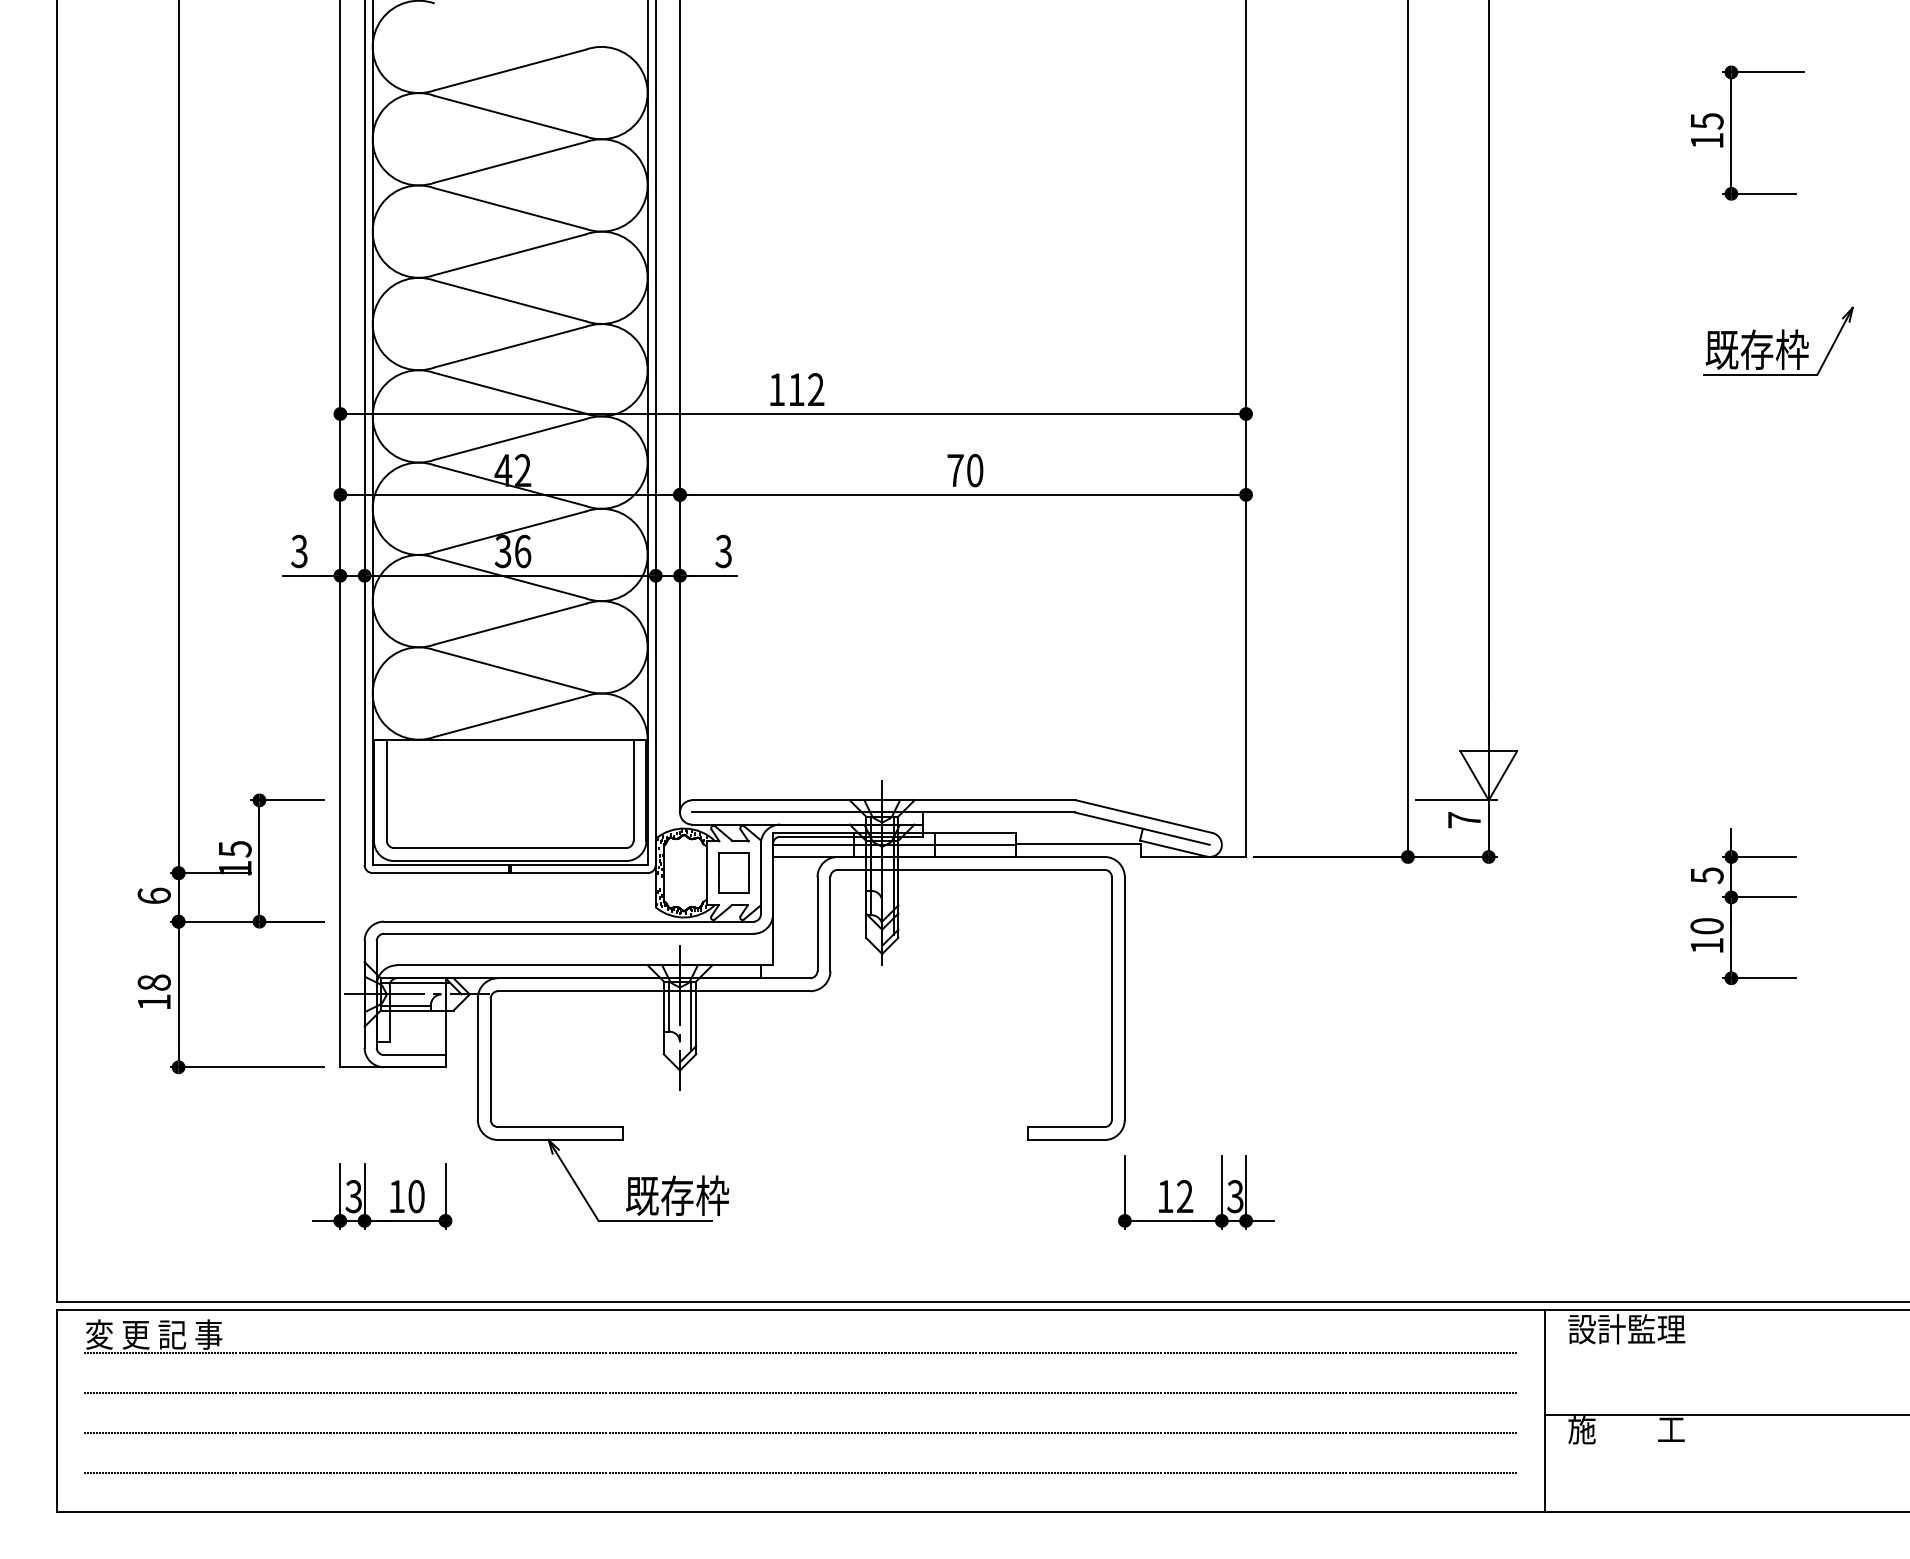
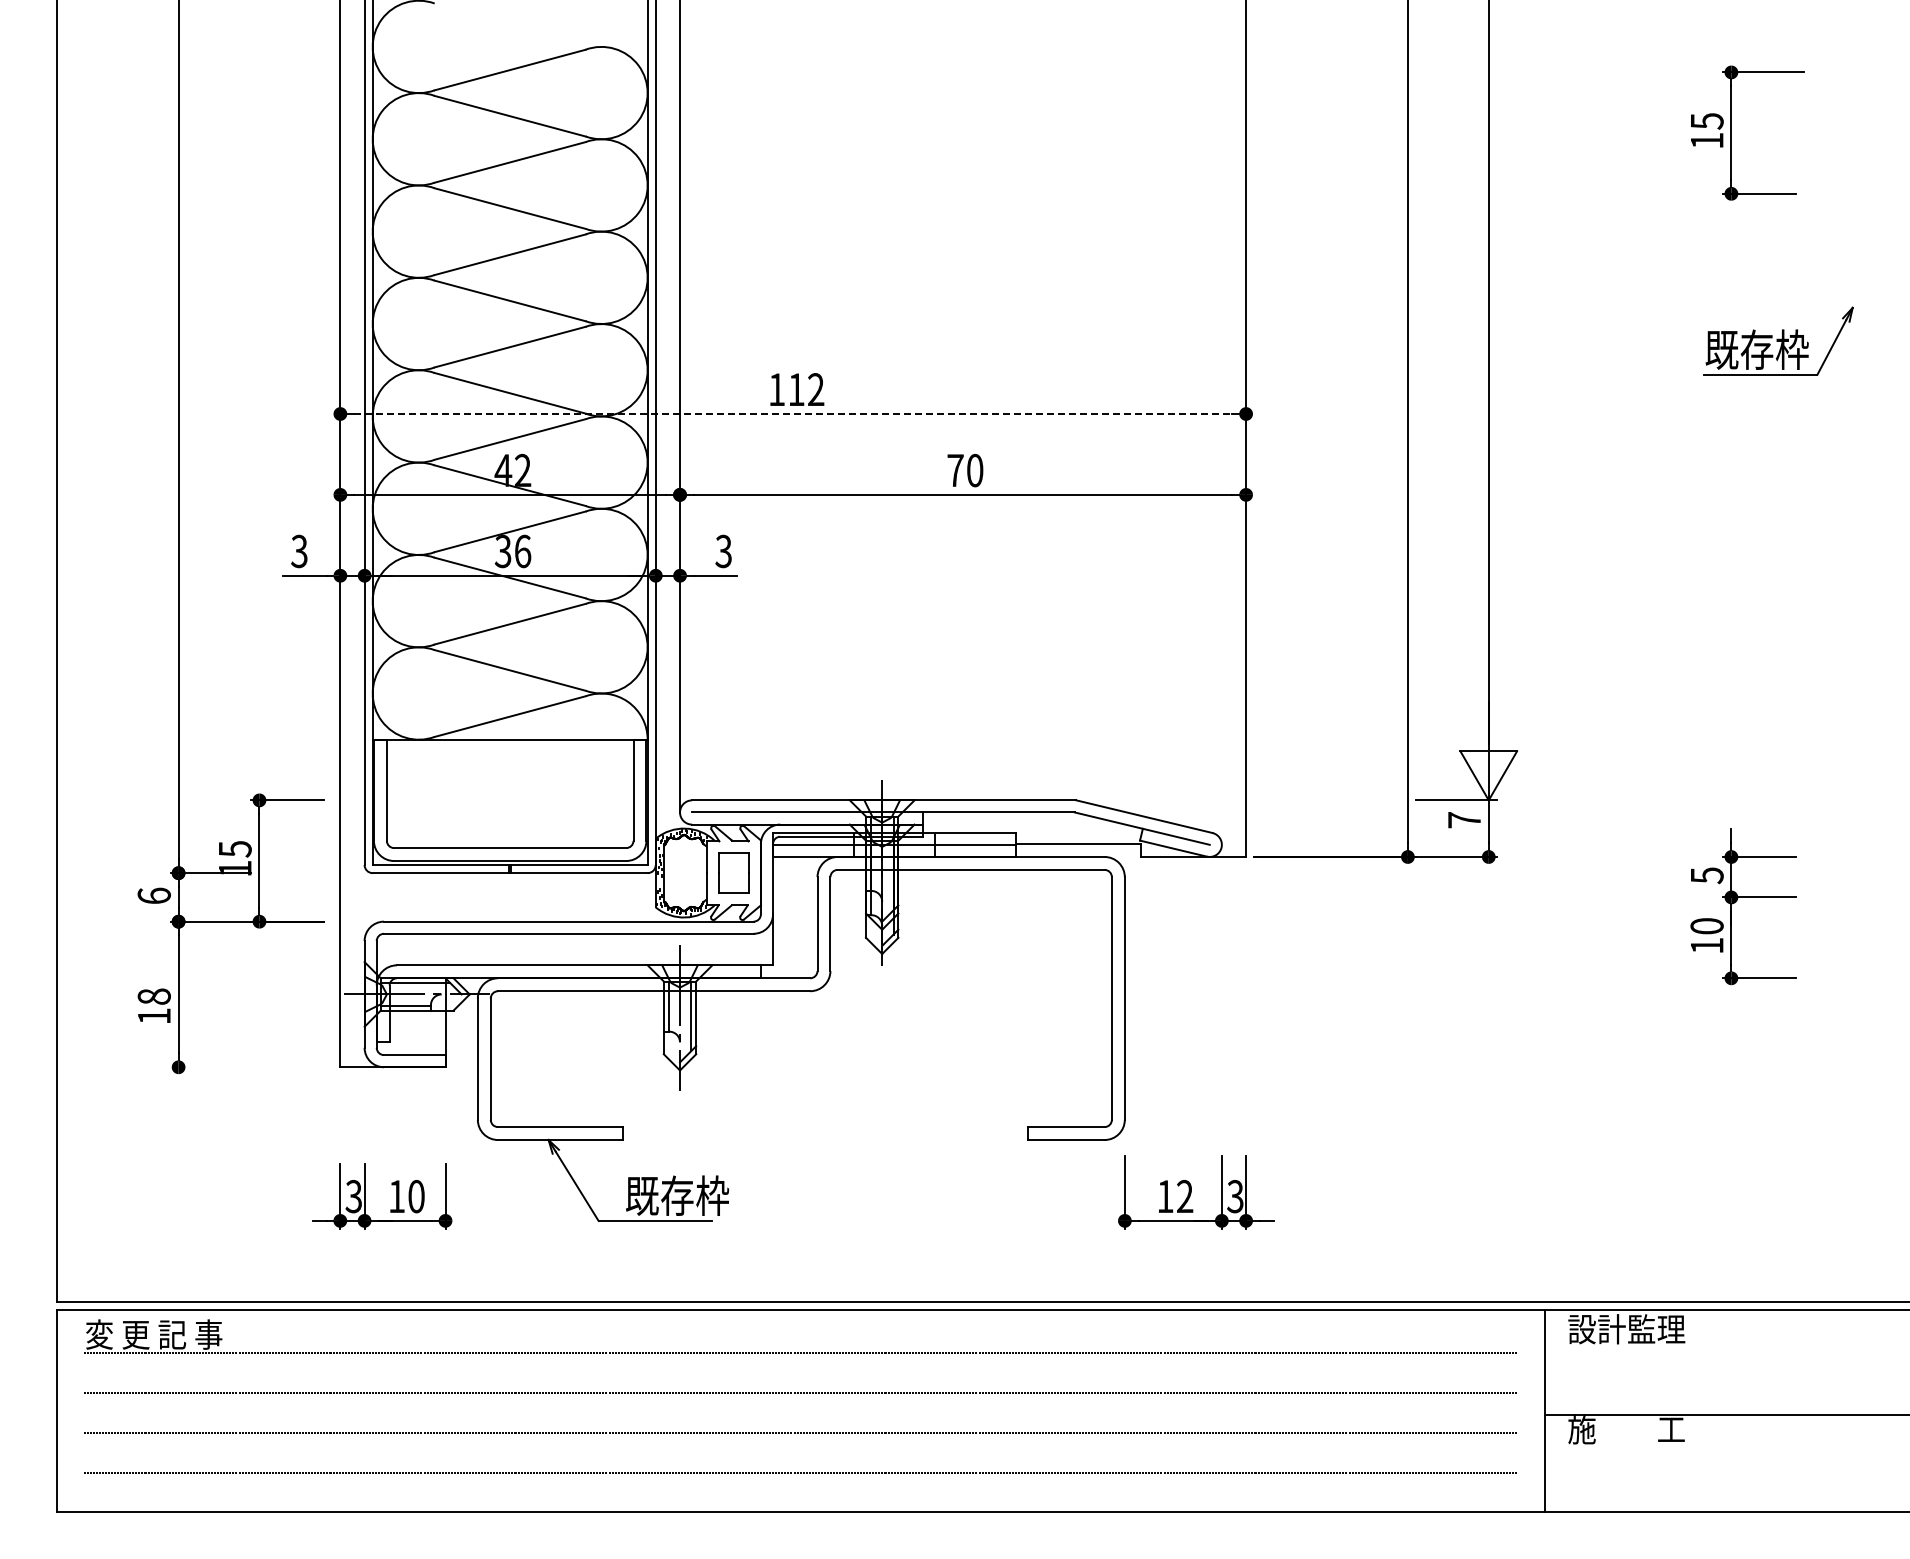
line: solid -> dashed (793, 414)
text position: (153, 991) -> (153, 1005) (153, 1005)
line: present -> none (247, 1067)
